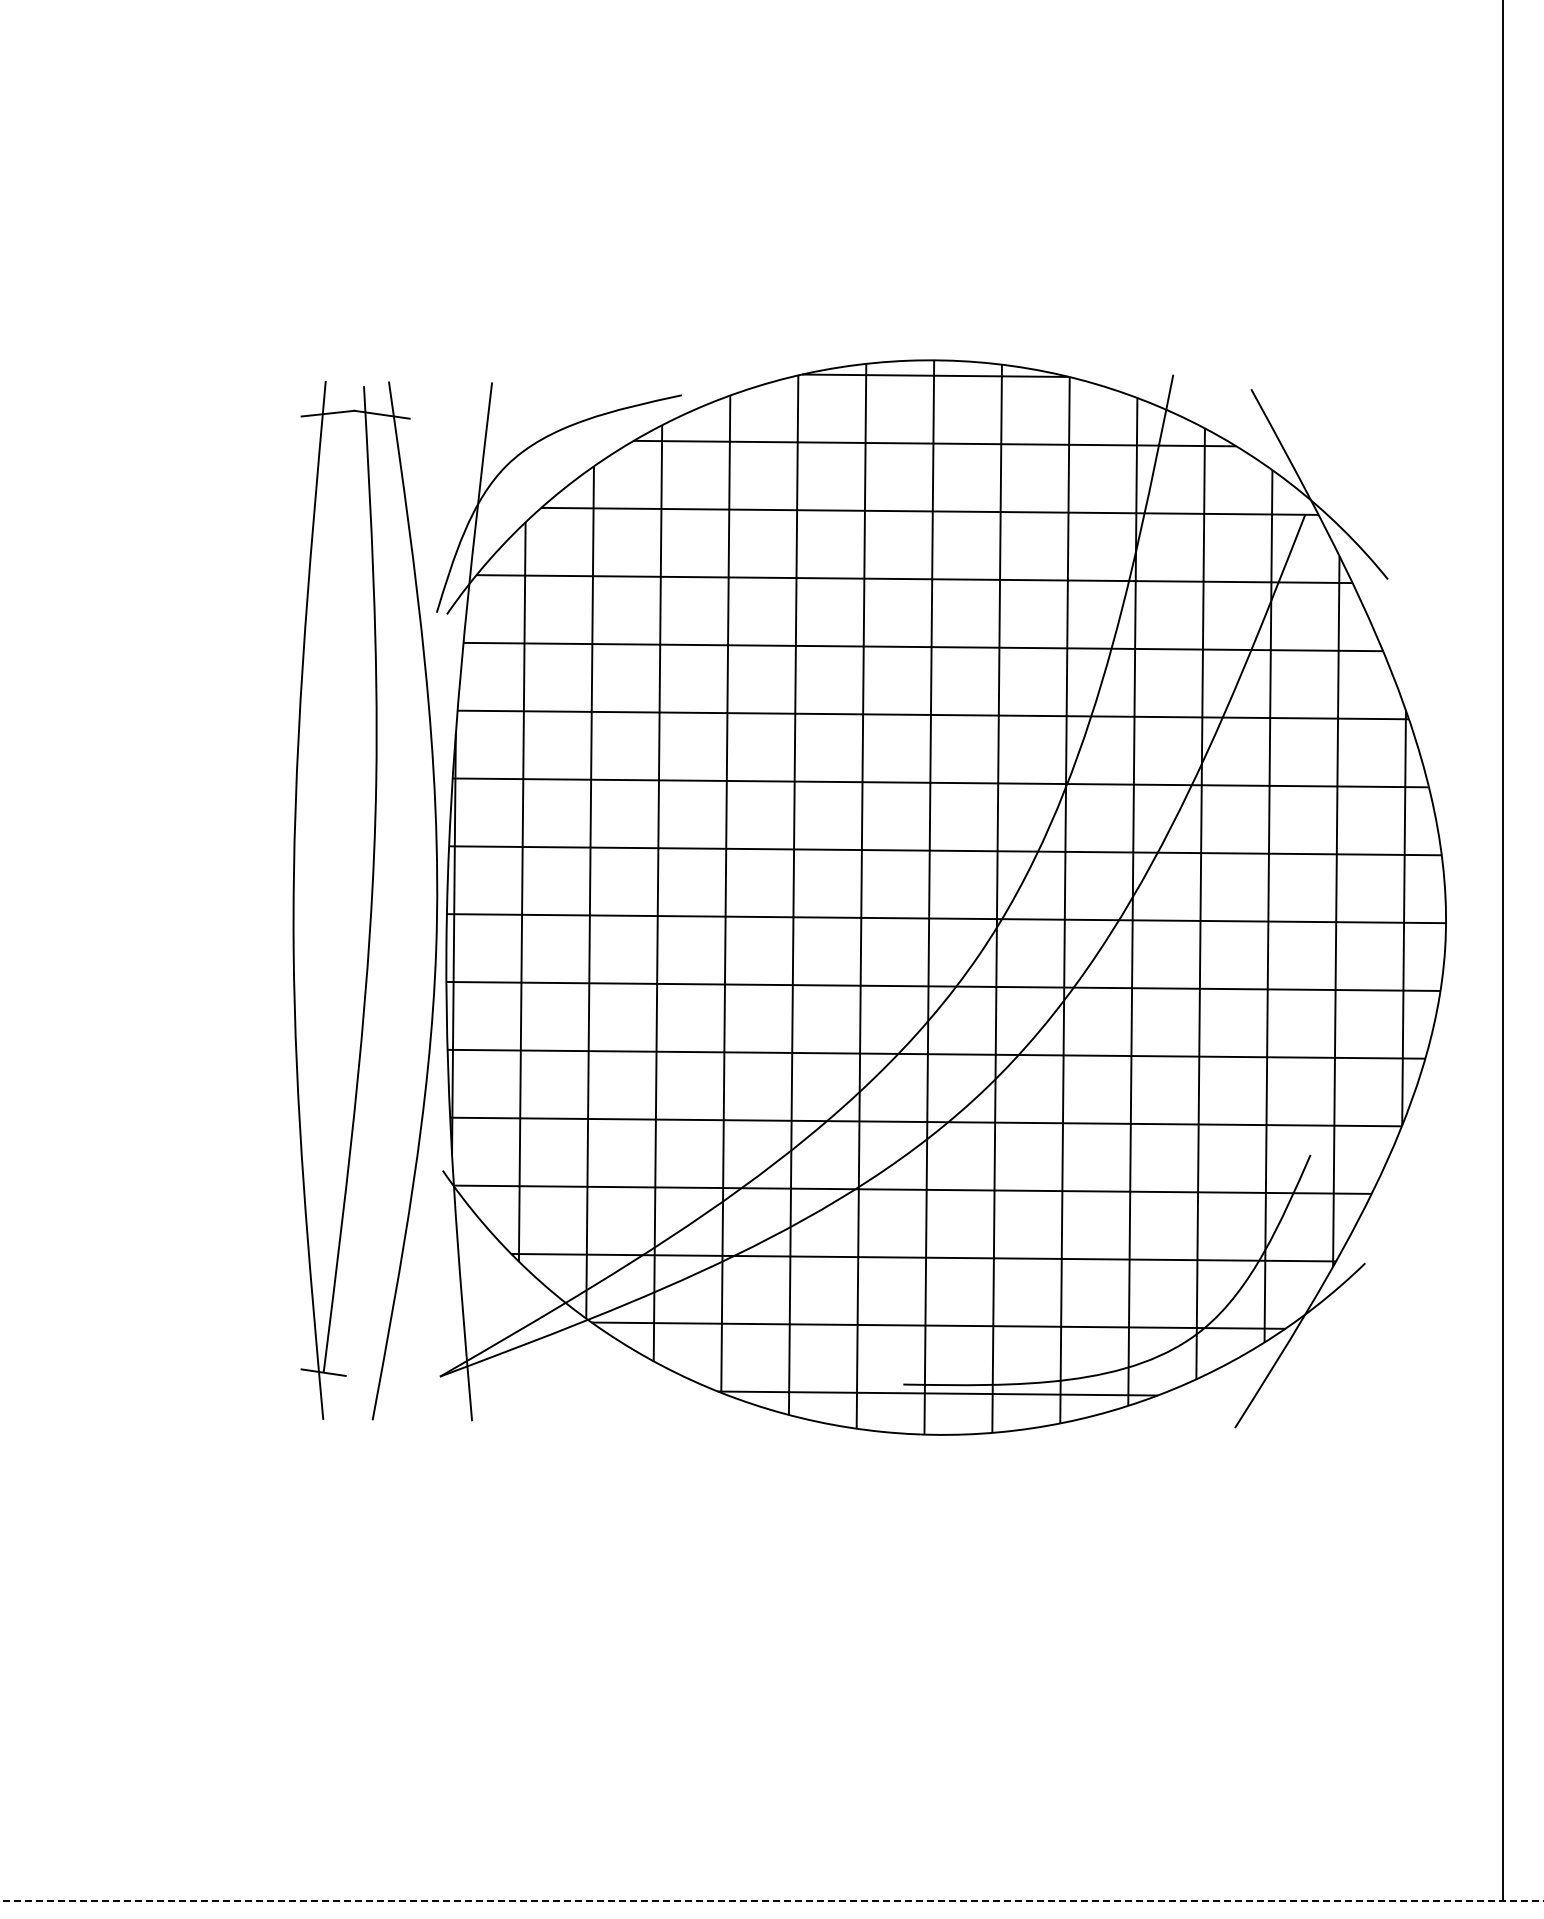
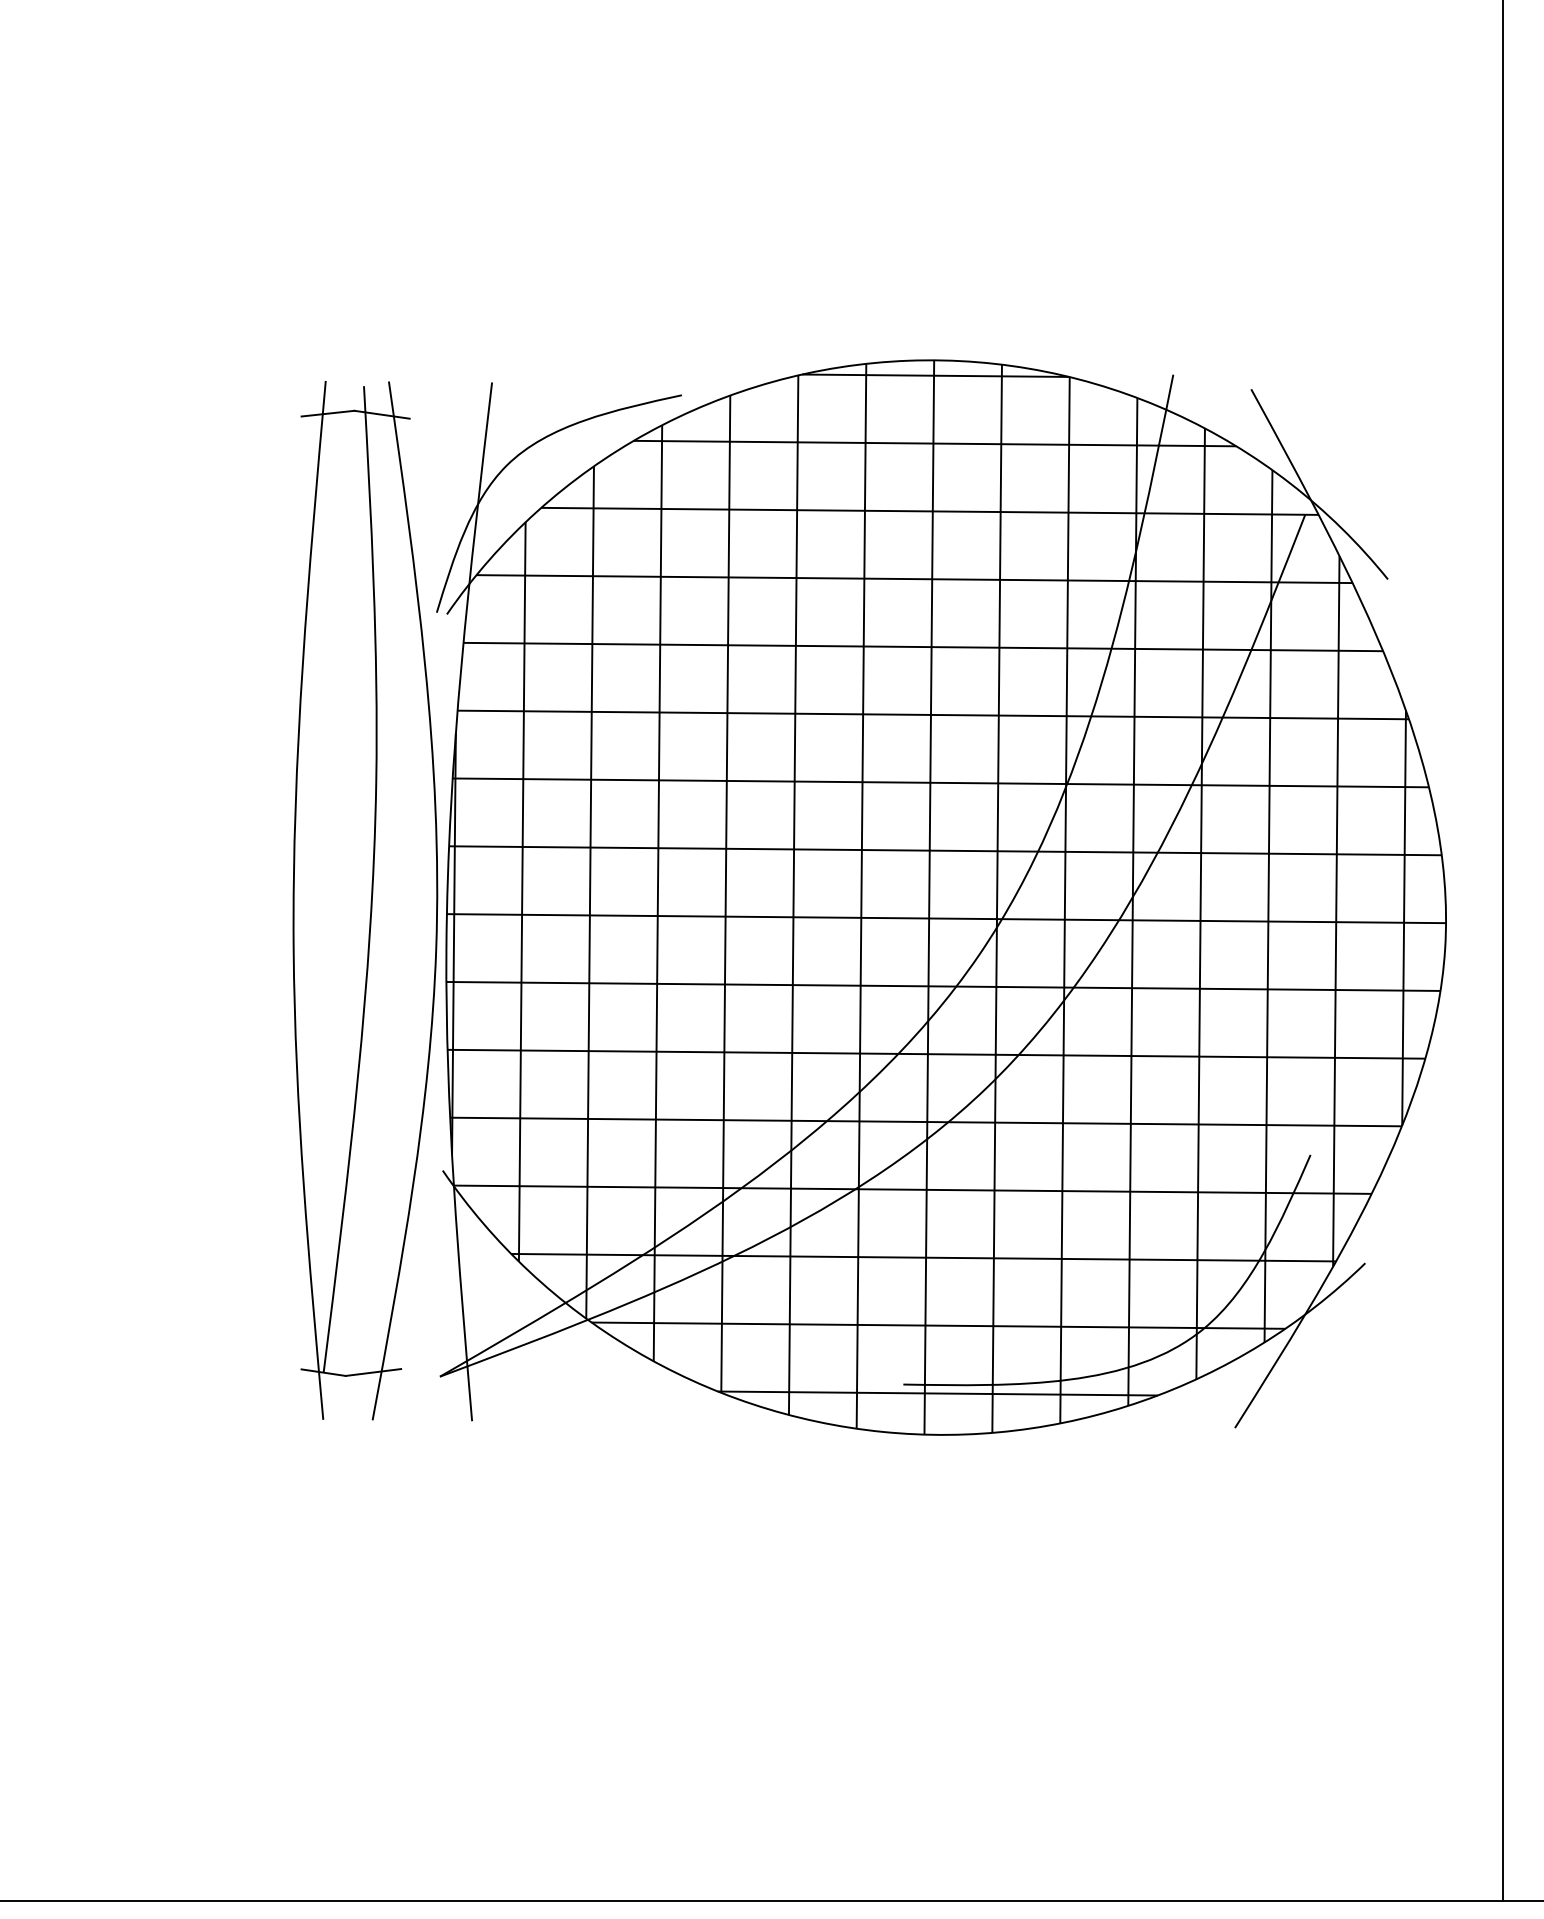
line: none -> present (373, 1372)
line: dashed -> solid (771, 1901)
